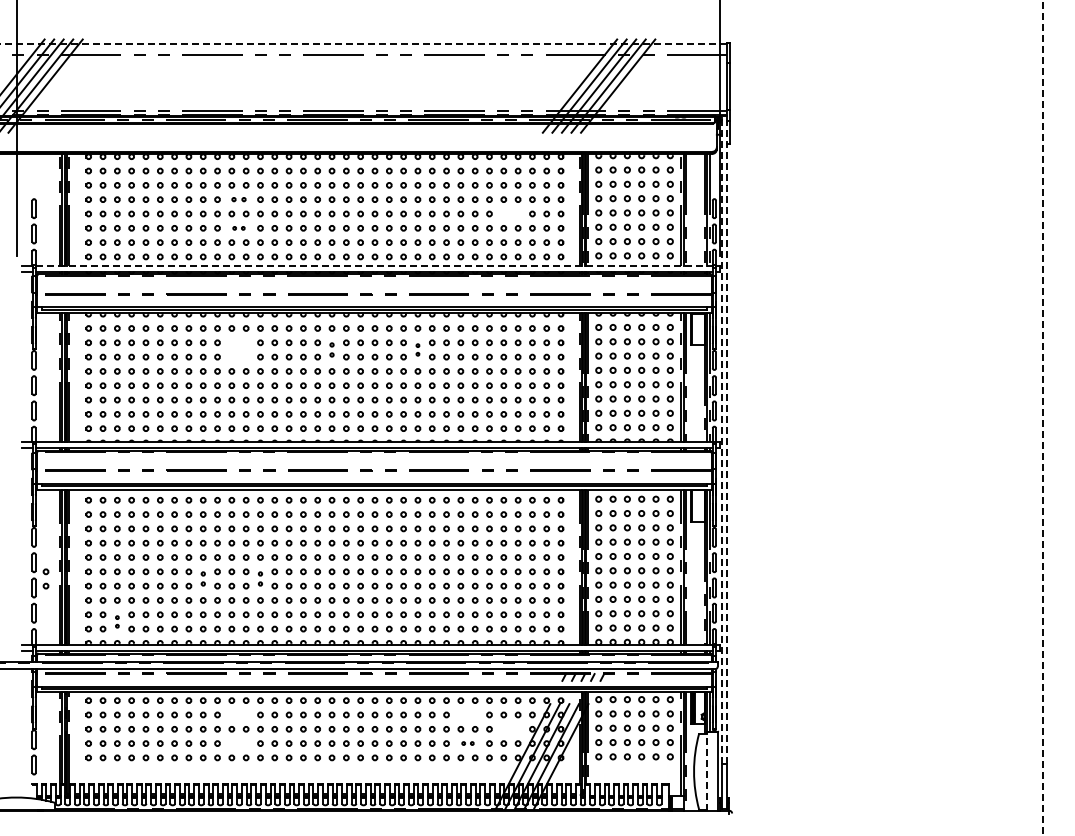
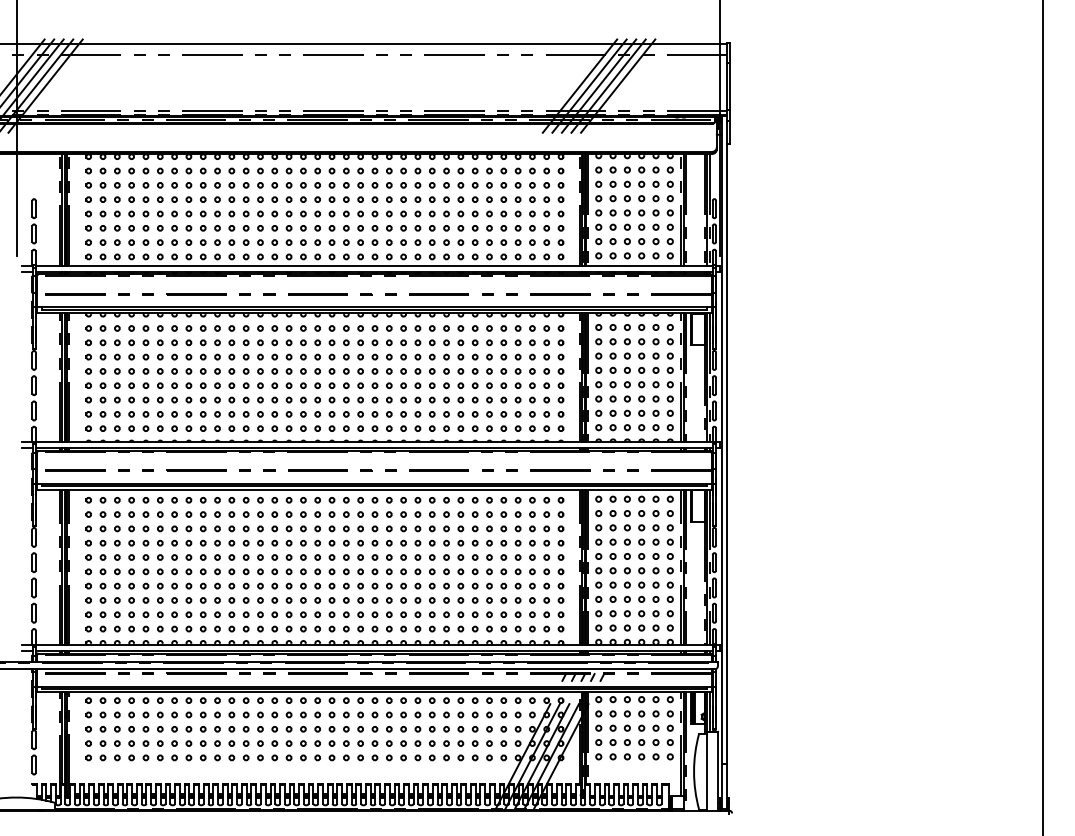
line: dashed -> solid (363, 44)
part size: 16x6 px -> 22x7 px (238, 199)
part: none -> present (510, 213)
part size: 14x5 px -> 22x7 px (238, 228)
line: dashed -> solid (374, 265)
part: none -> present (234, 344)
part size: 6x16 px -> 8x22 px (331, 349)
part size: 6x14 px -> 8x22 px (417, 349)
line: dashed -> solid (1042, 417)
line: dashed -> solid (721, 439)
line: dashed -> solid (727, 442)
part: present -> none (45, 578)
part size: 6x16 px -> 7x22 px (203, 578)
part size: 5x16 px -> 7x22 px (260, 578)
part size: 5x14 px -> 7x22 px (117, 621)
part: none -> present (238, 714)
part: none -> present (467, 714)
part: none -> present (510, 729)
part: none -> present (238, 743)
part size: 14x5 px -> 22x7 px (467, 743)
line: dashed -> solid (706, 770)
